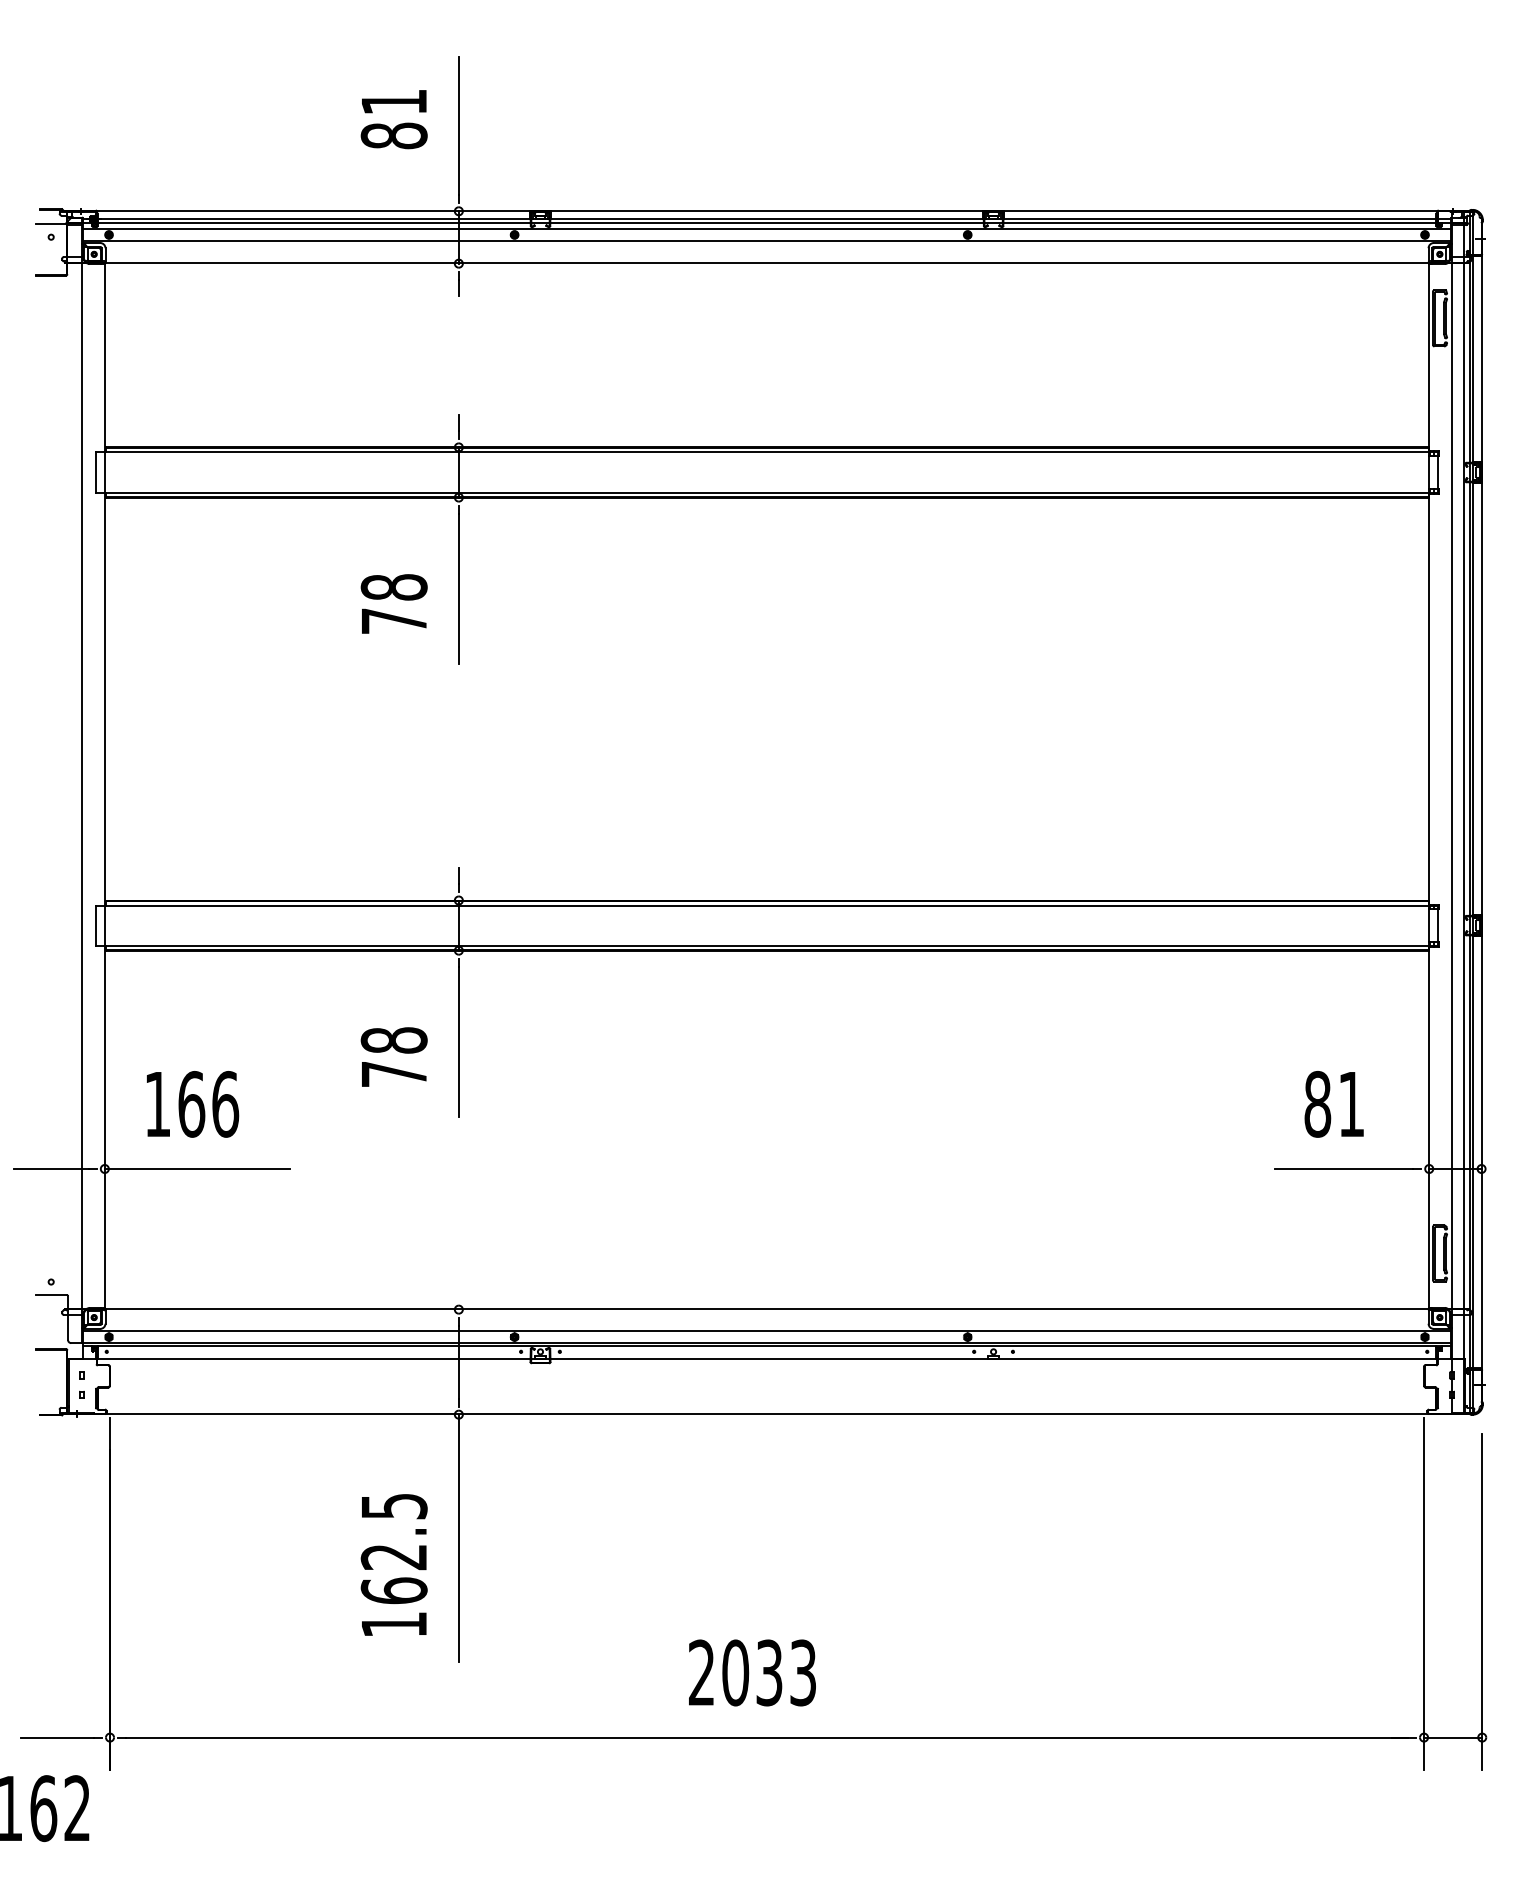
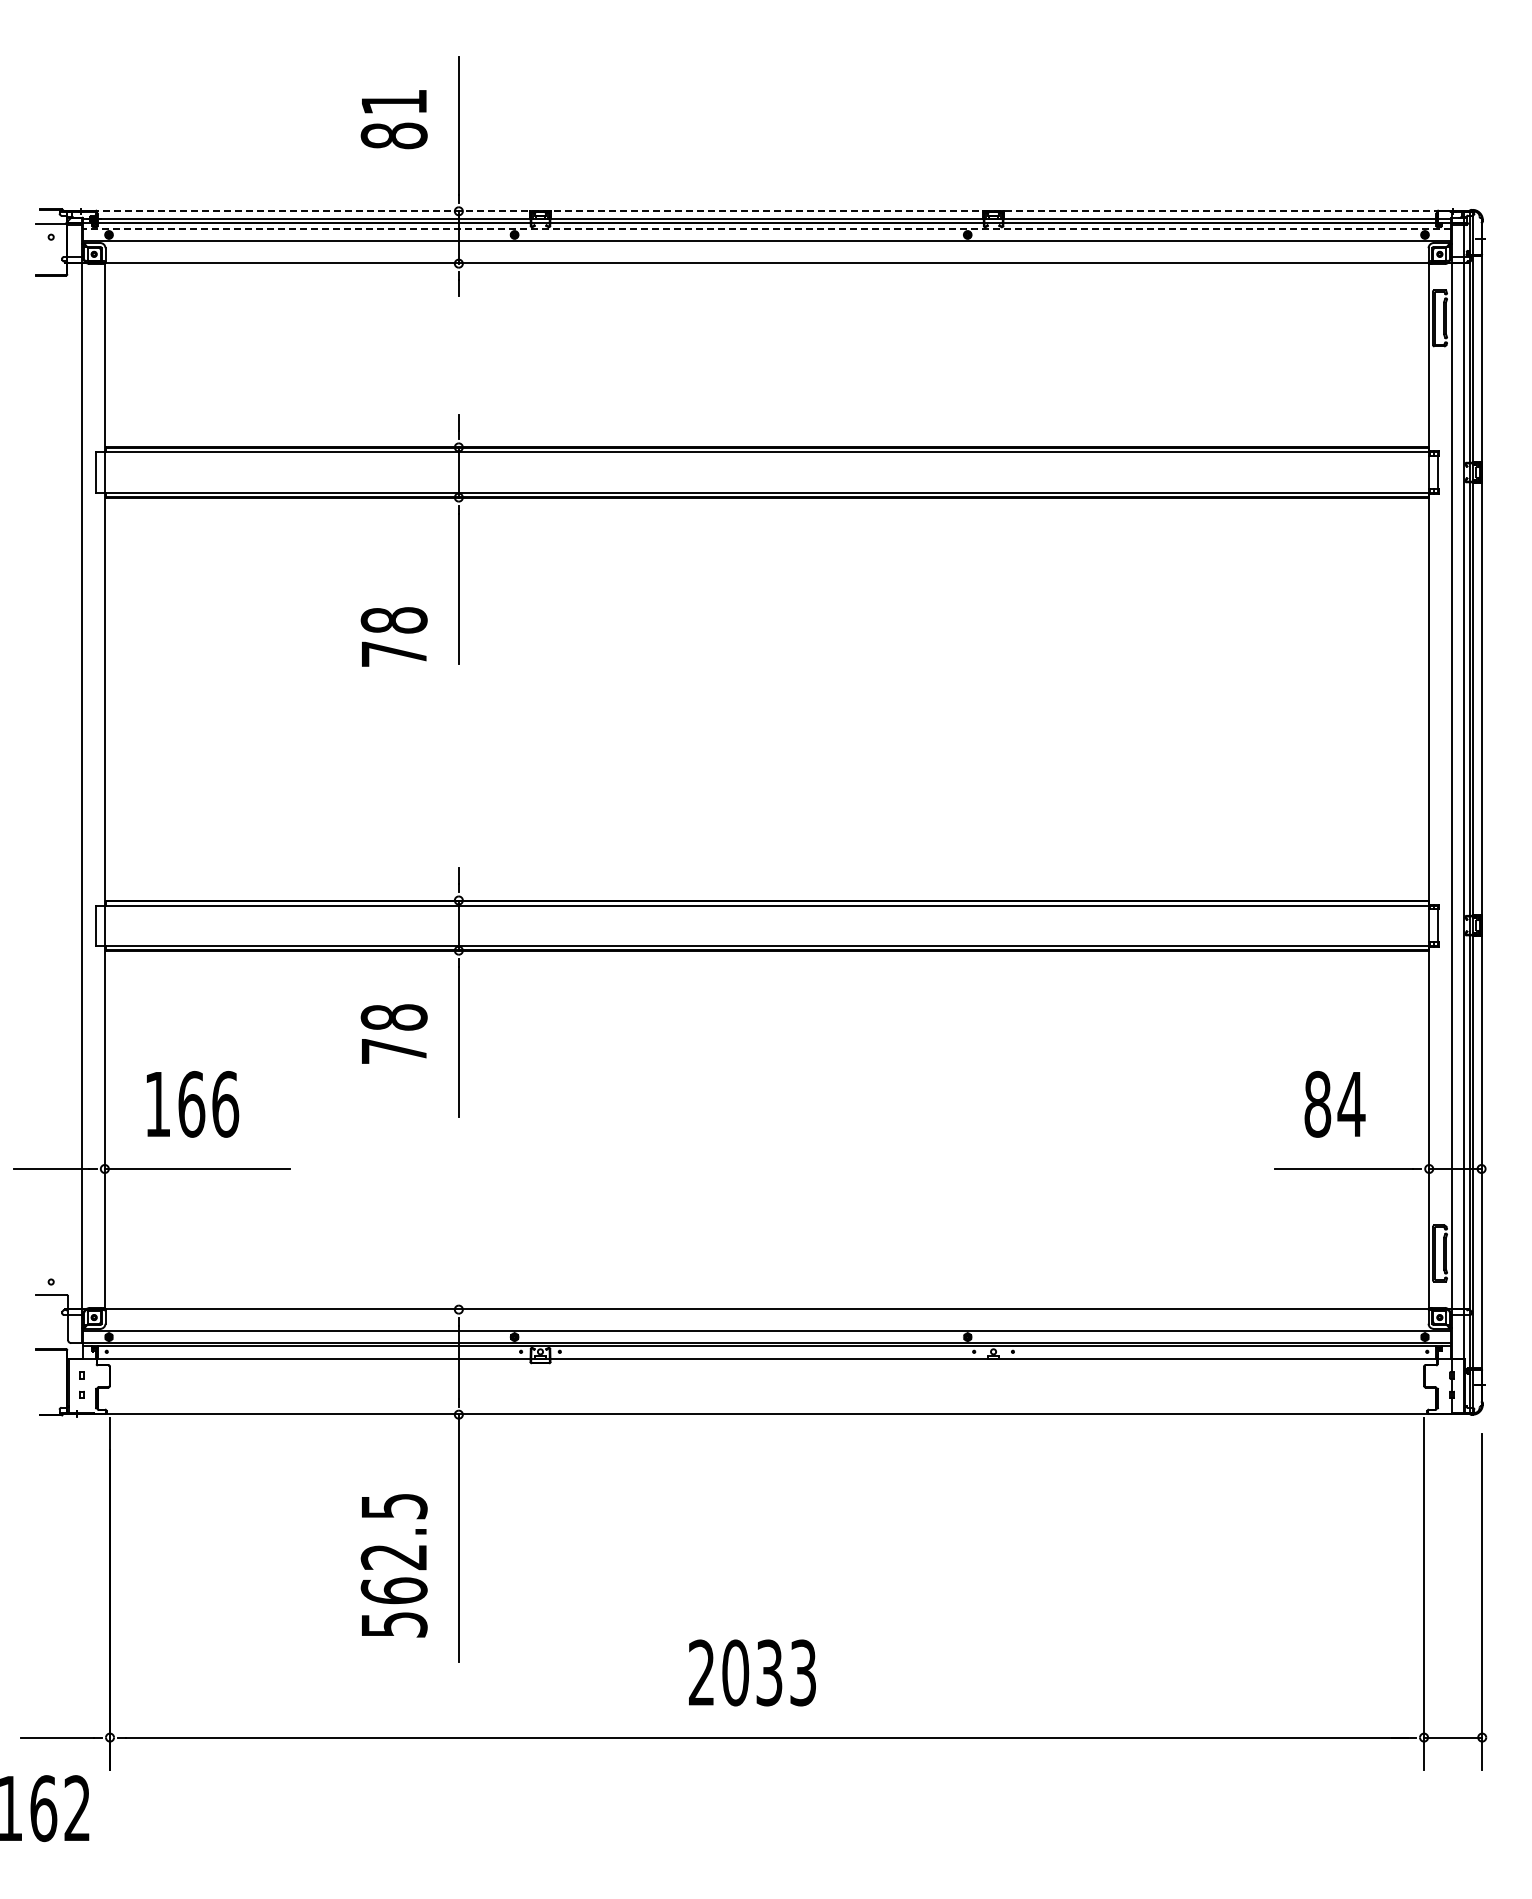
line: solid -> dashed (766, 211)
line: solid -> dashed (766, 228)
text position: (393, 603) -> (393, 636) (393, 636)
text position: (393, 1056) -> (393, 1033) (393, 1033)
text: 81 -> 84 (1351, 1104)
text: 162.5 -> 562.5 (394, 1624)
